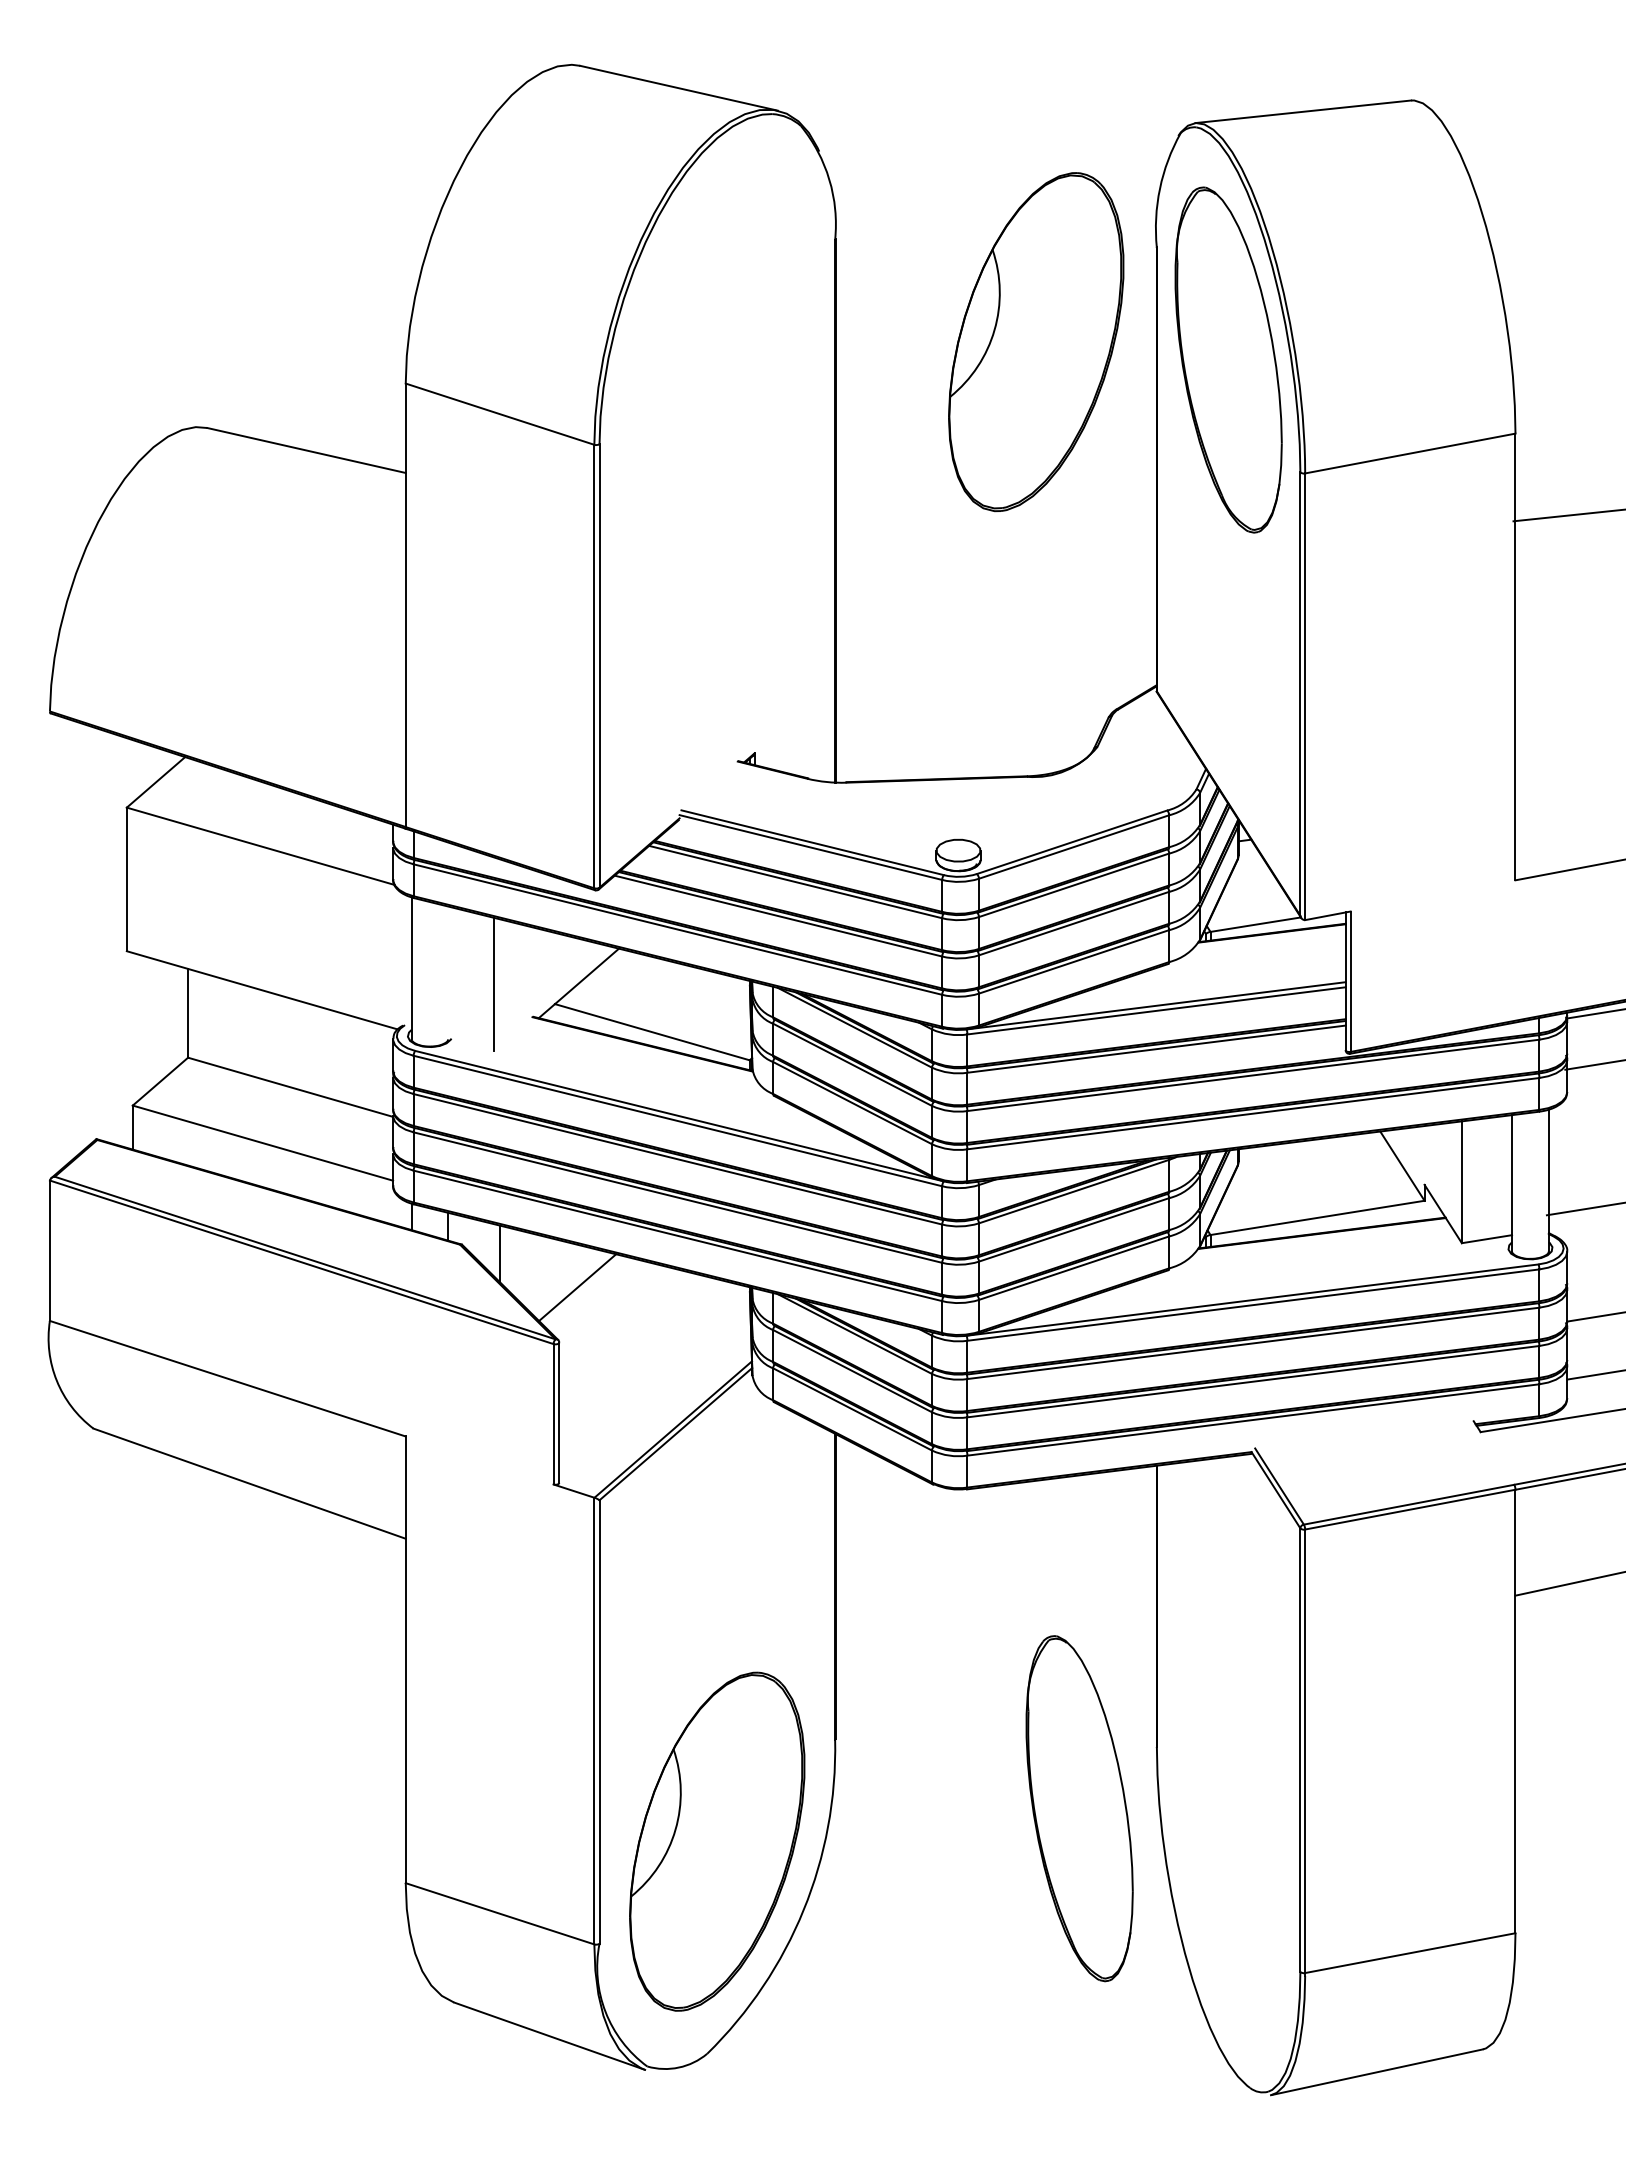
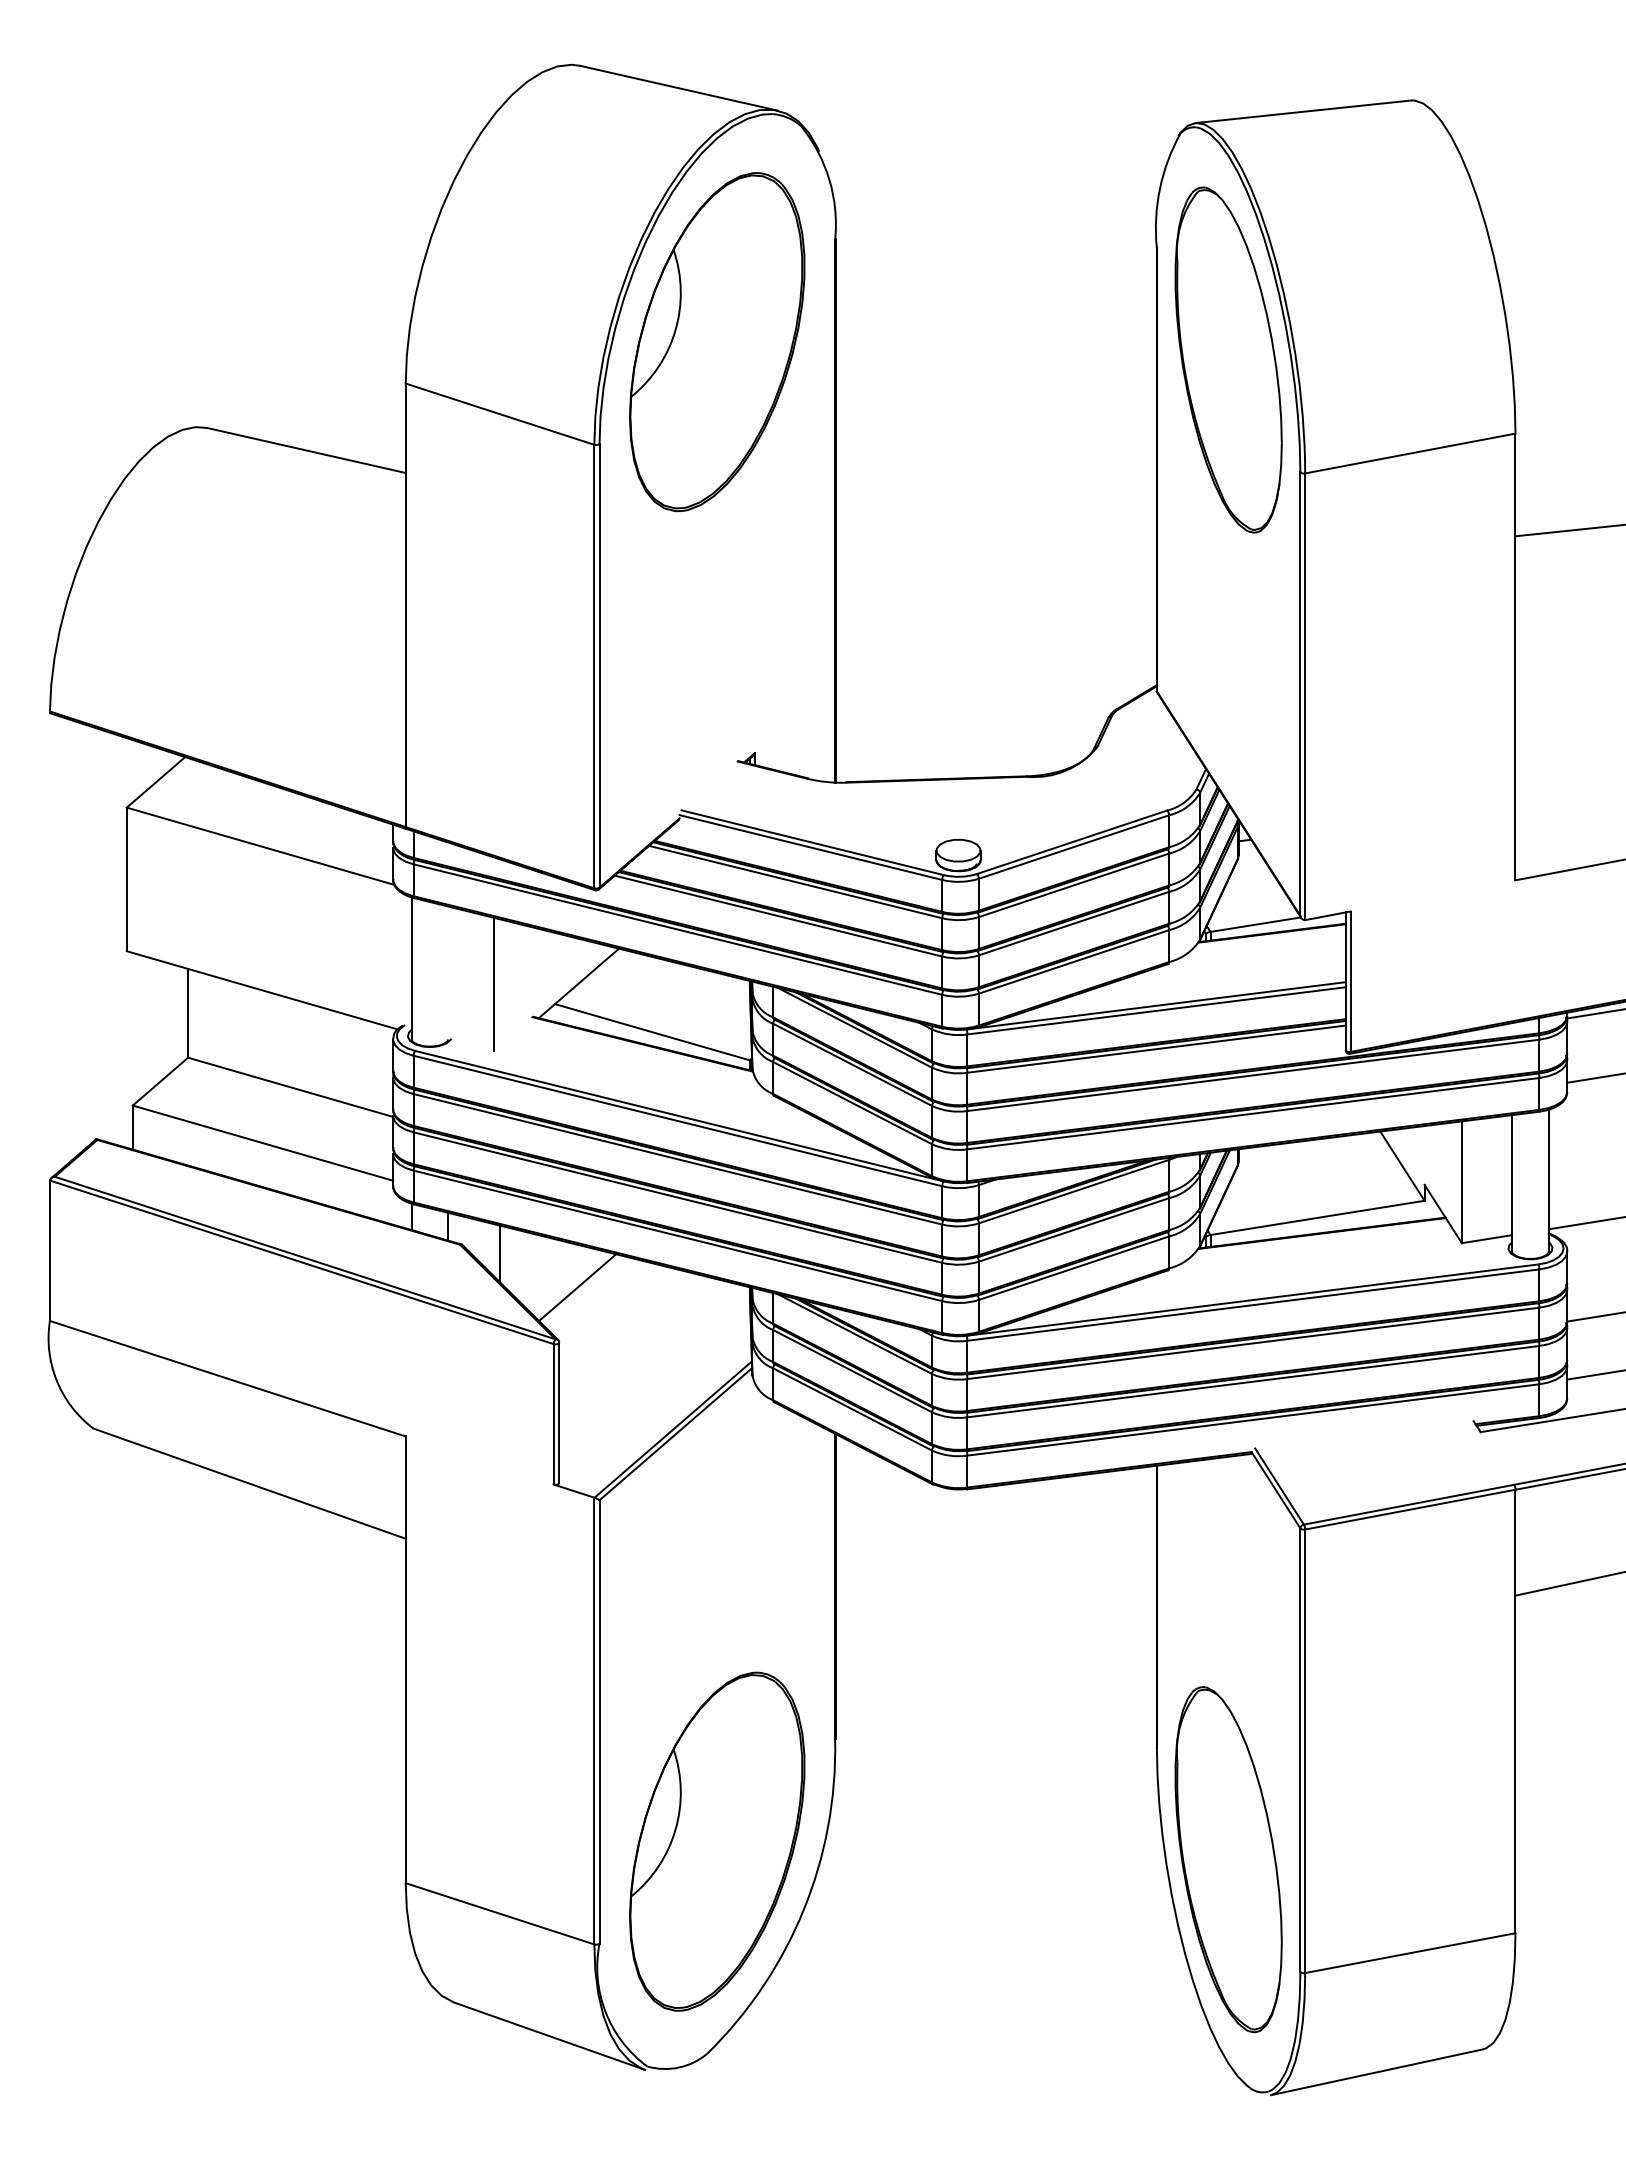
part position: (1036, 342) -> (717, 342) (717, 342)
line position: (1567, 515) -> (1568, 530) (1568, 530)
line position: (1593, 1064) -> (1594, 1077) (1594, 1077)
line position: (1584, 1209) -> (1585, 1223) (1585, 1223)
part position: (1079, 1808) -> (1228, 1859) (1228, 1859)
